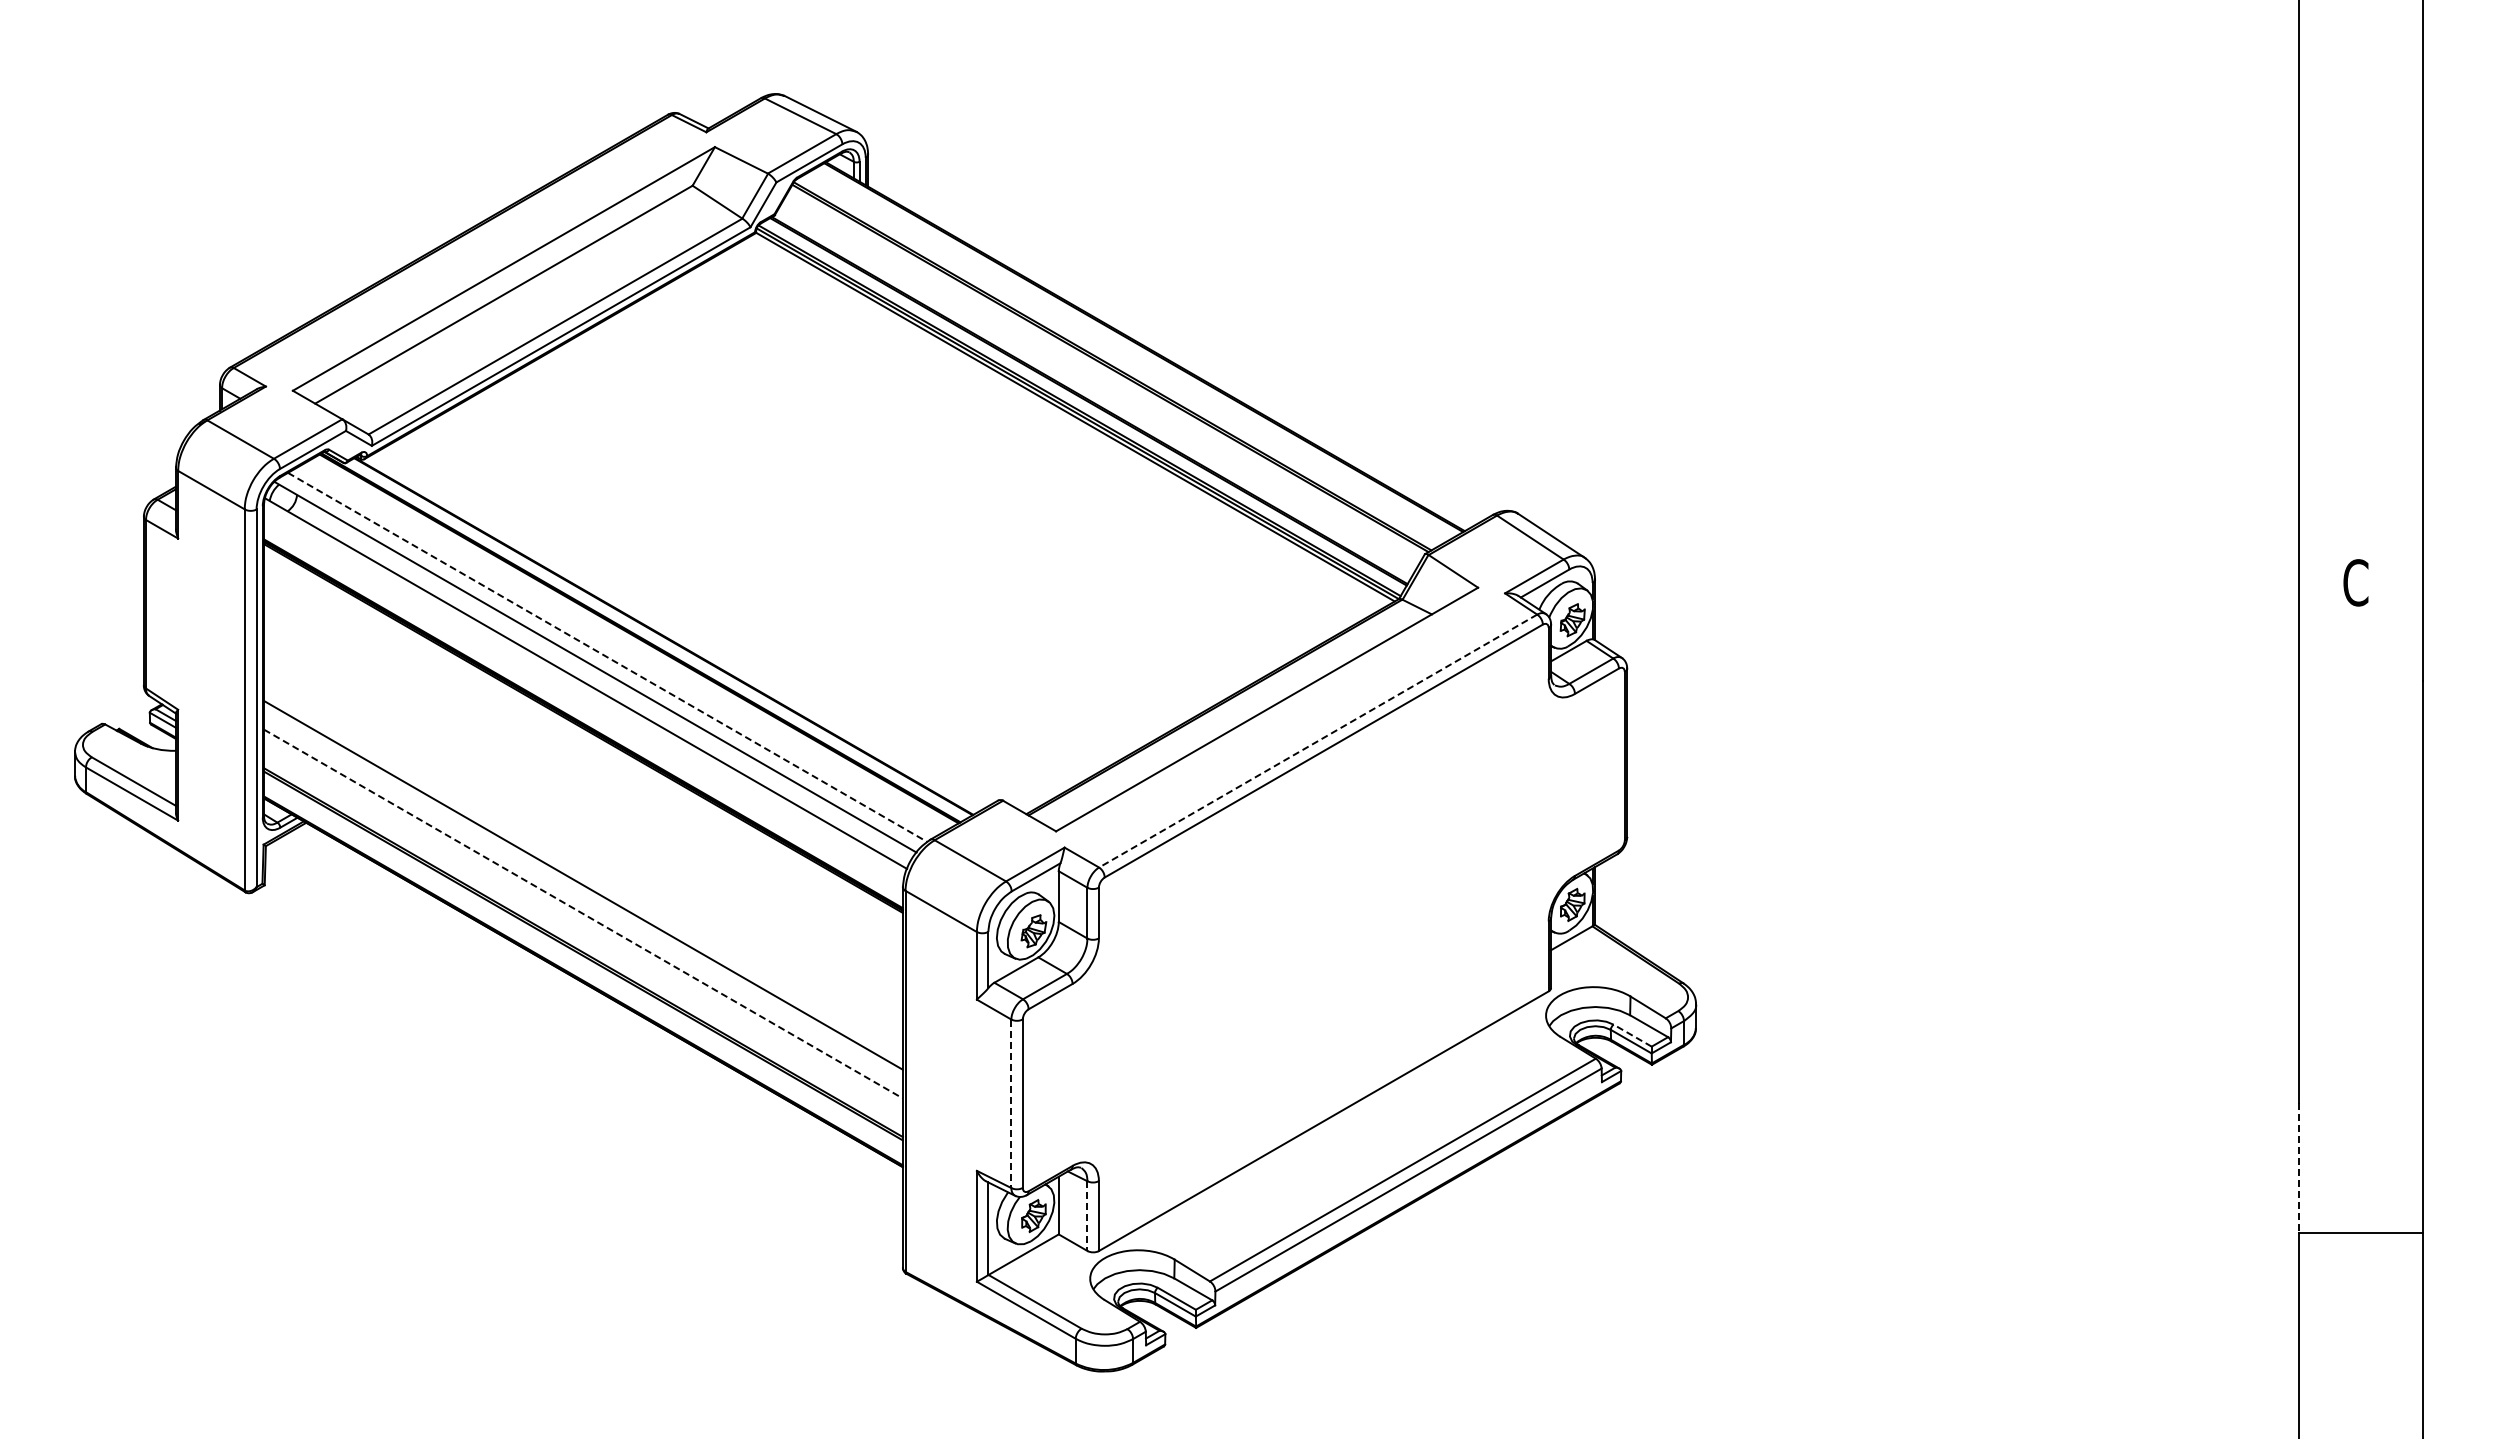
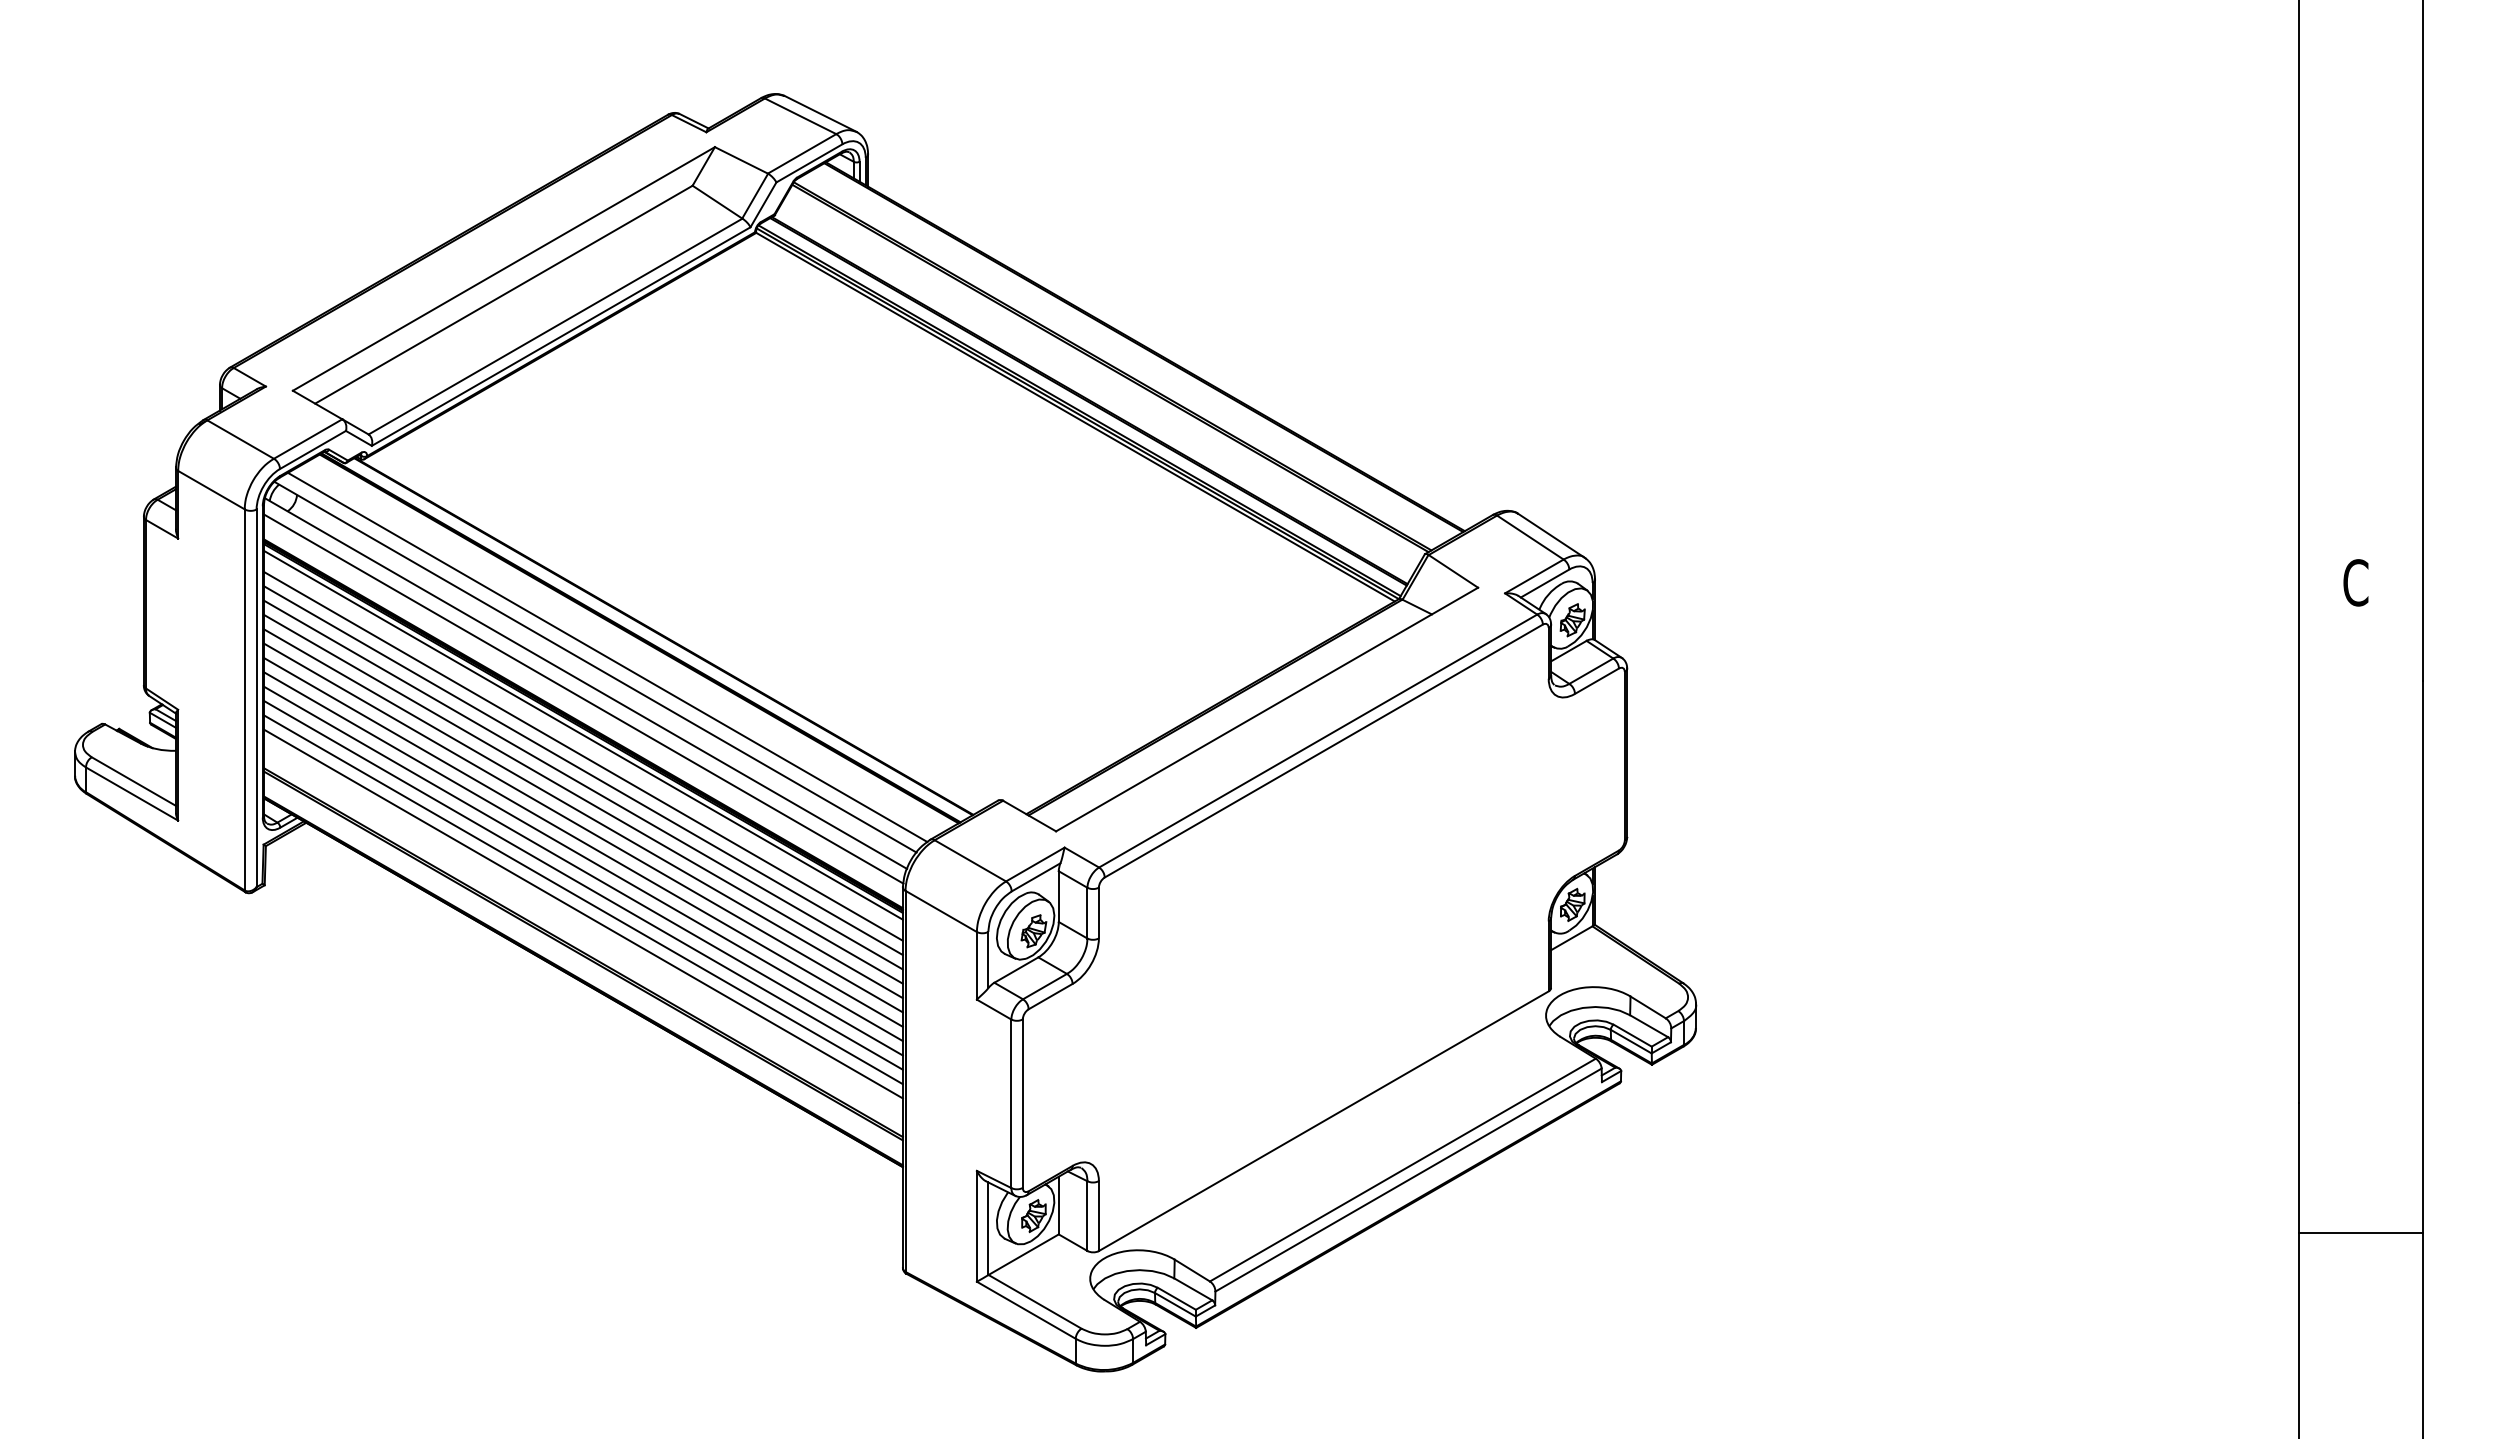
line: dashed -> solid (608, 657)
line: none -> present (583, 698)
line: none -> present (582, 734)
line: dashed -> solid (1318, 741)
line: none -> present (582, 755)
line: none -> present (582, 770)
line: none -> present (582, 784)
line: none -> present (582, 798)
line: none -> present (582, 813)
line: none -> present (582, 827)
line: none -> present (582, 842)
line: none -> present (582, 856)
line: none -> present (582, 870)
line: none -> present (582, 899)
line: dashed -> solid (583, 914)
line: dashed -> solid (1632, 1035)
line: dashed -> solid (1011, 1104)
line: dashed -> solid (2299, 1168)
line: dashed -> solid (1087, 1216)
